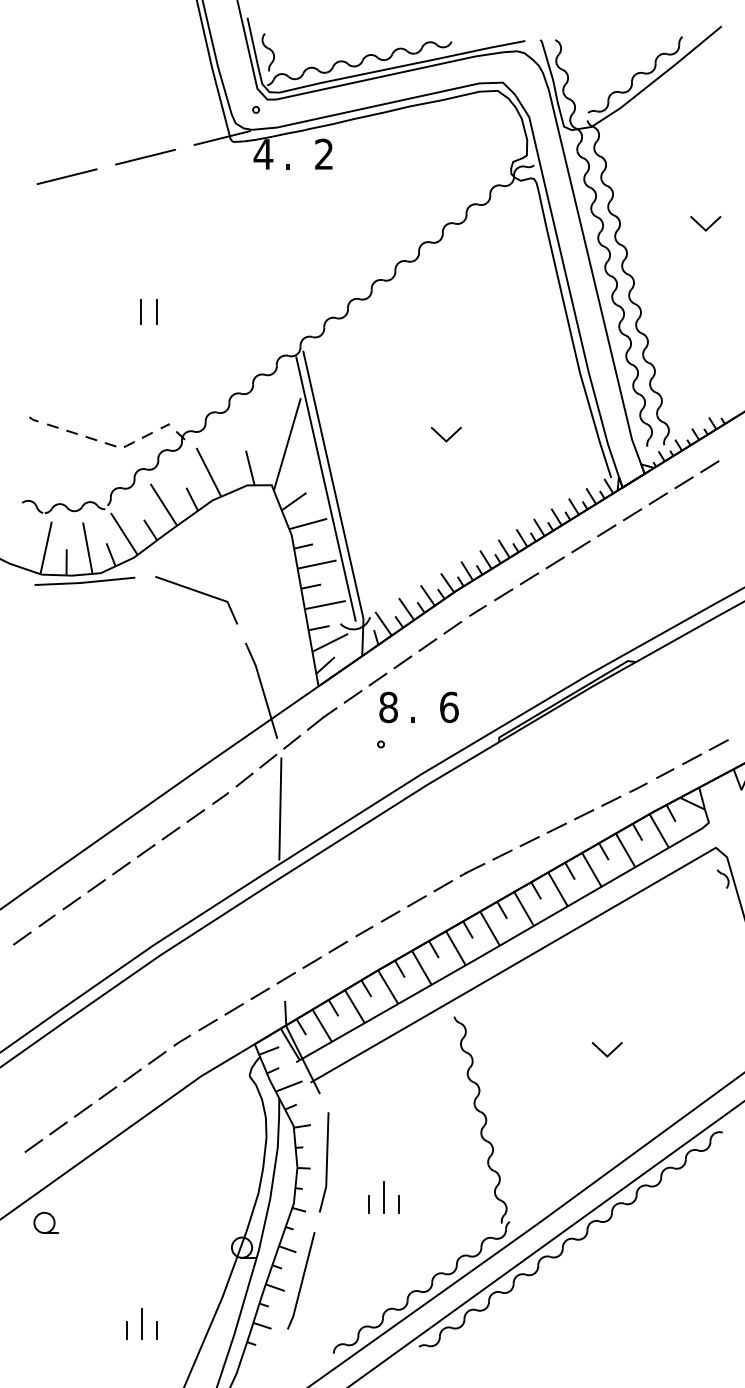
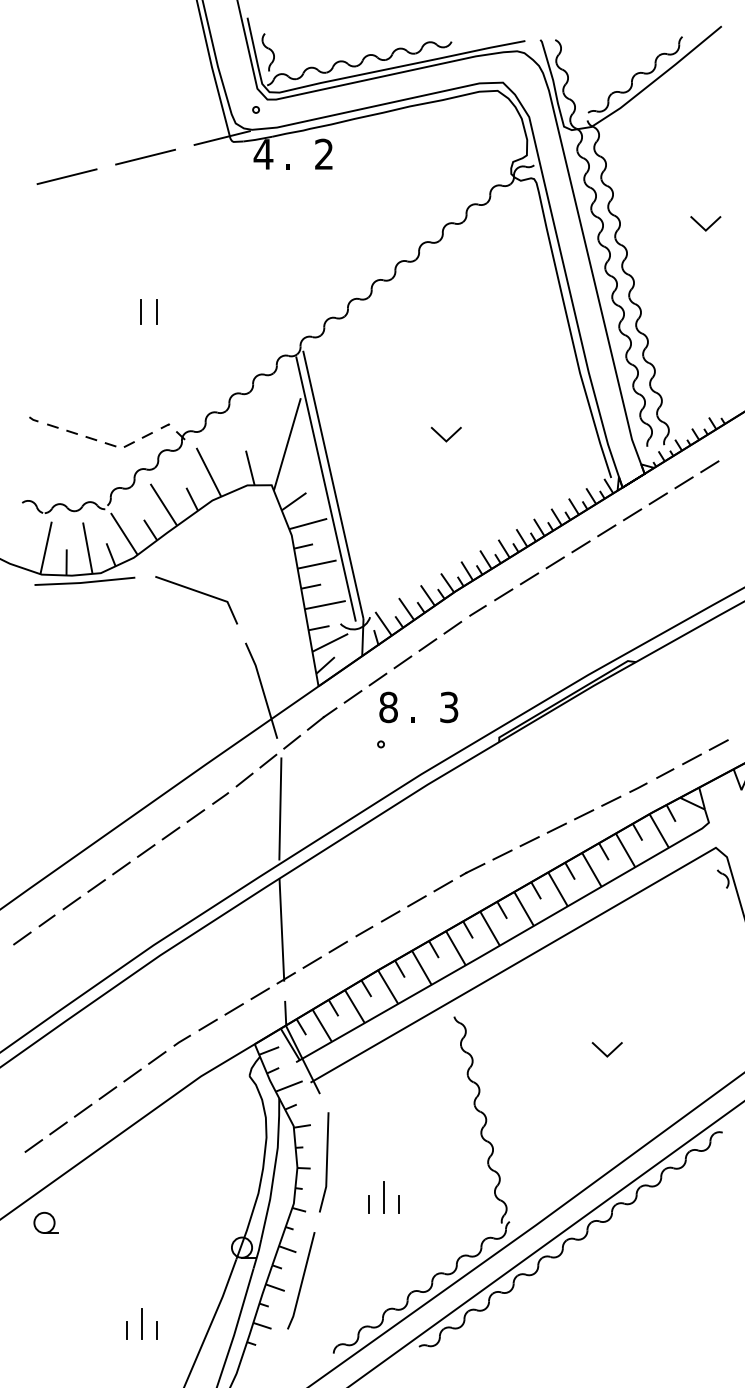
text: 6 -> 3 (449, 707)
line: none -> present (281, 929)
